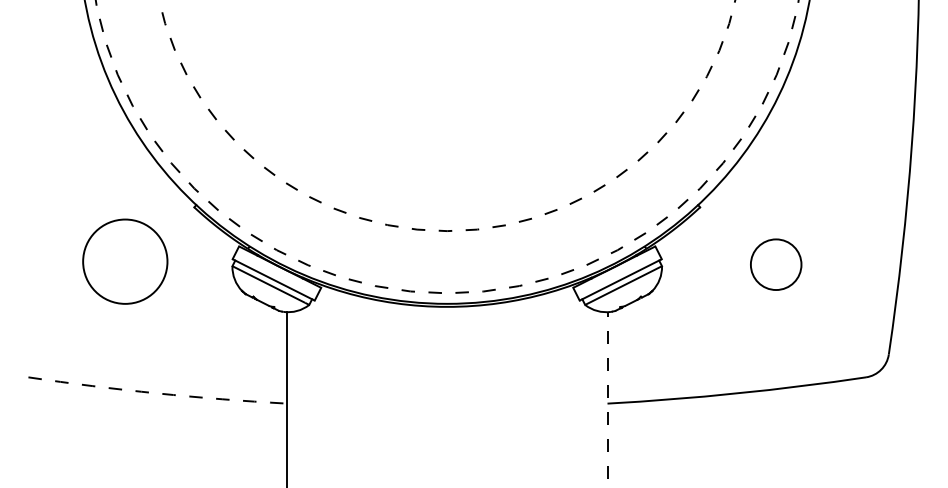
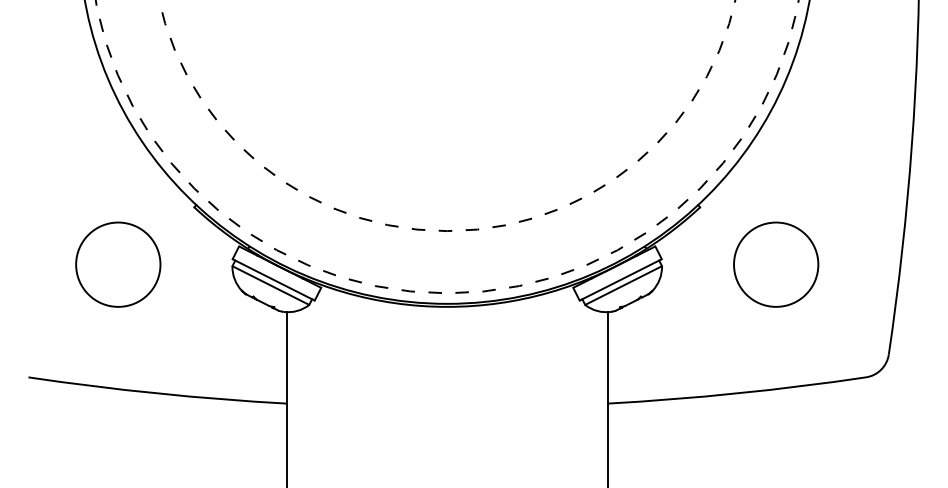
circle position: (125, 261) -> (118, 264) (118, 264)
circle diameter: 51 px -> 84 px (776, 264)
arc: dashed -> solid (157, 393)
line: dashed -> solid (607, 400)
